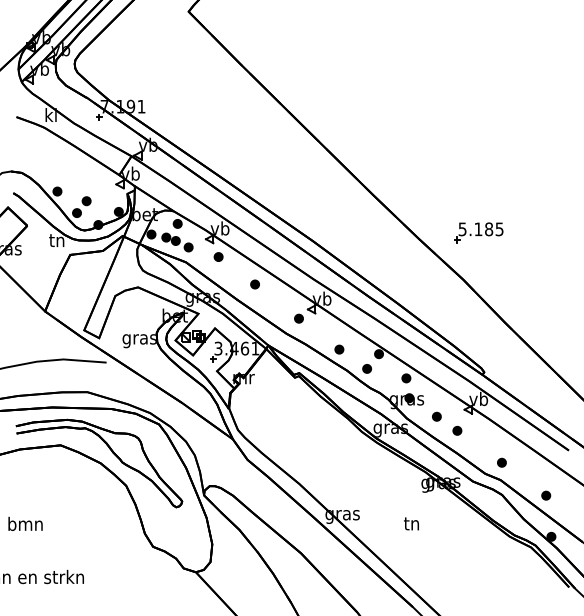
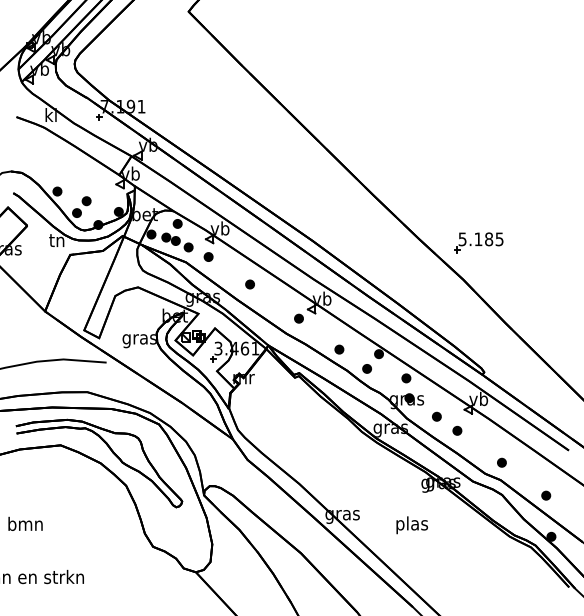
part position: (478, 232) -> (478, 242) (478, 242)
part position: (218, 256) -> (208, 256) (208, 256)
part position: (254, 284) -> (249, 284) (249, 284)
text: tn -> plas (412, 525)
